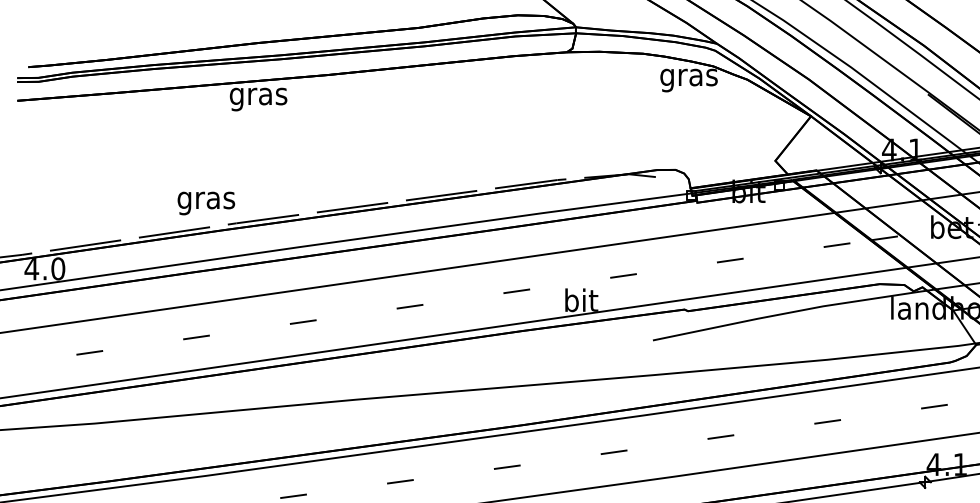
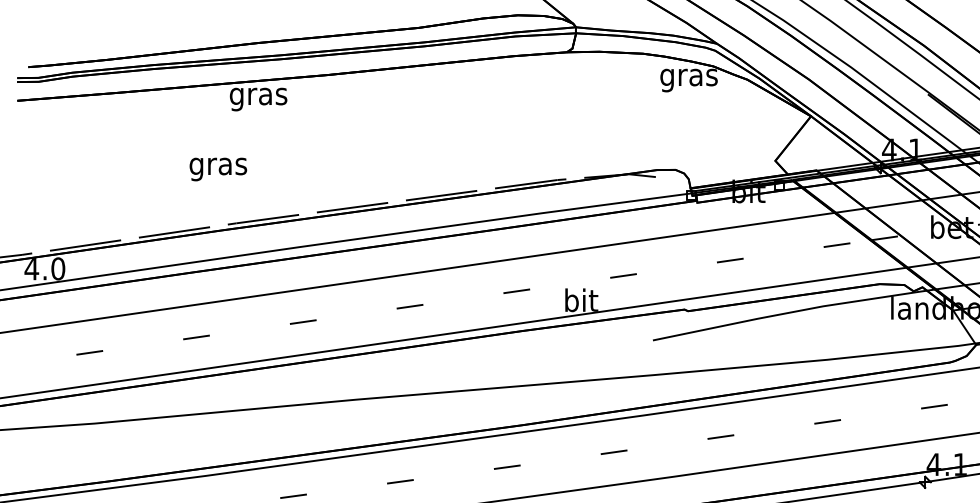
text position: (206, 203) -> (218, 169) (218, 169)
